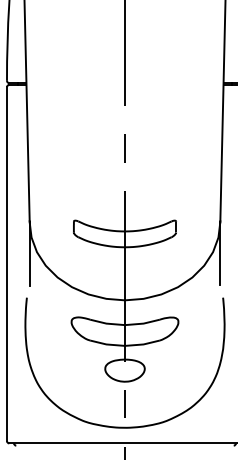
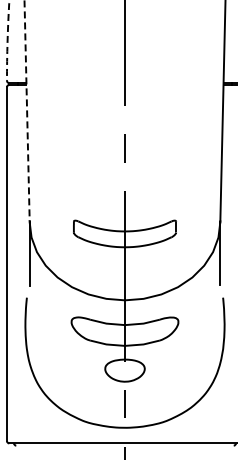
arc: solid -> dashed (7, 41)
line: solid -> dashed (27, 111)
